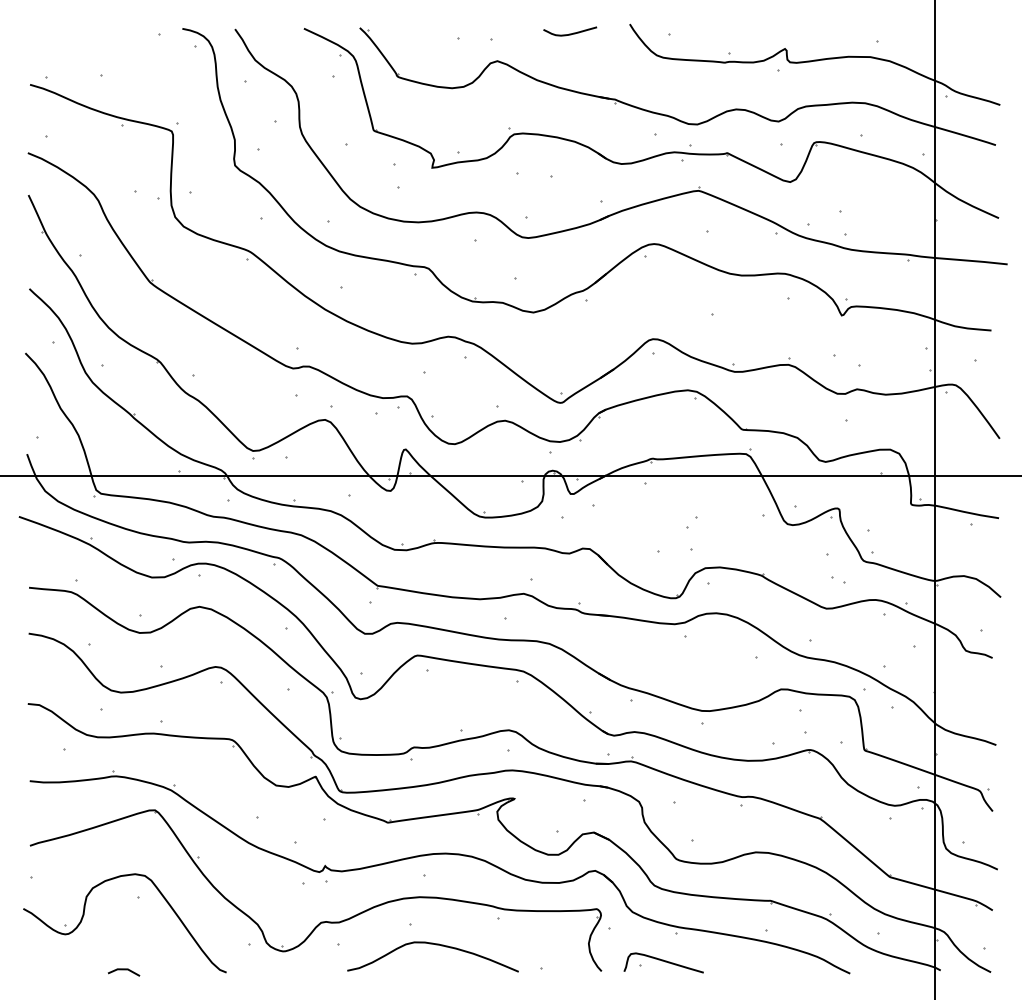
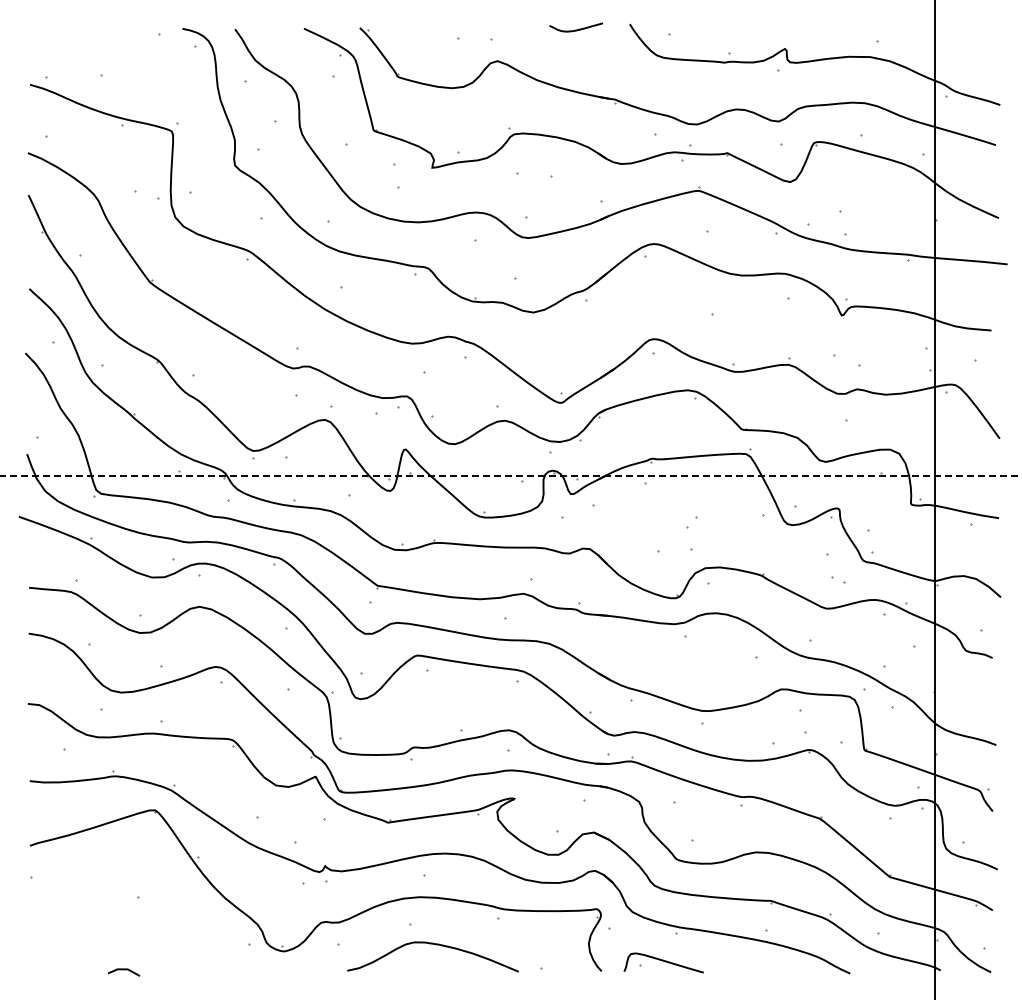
curve position: (570, 33) -> (576, 29) (576, 29)
line: solid -> dashed (510, 476)
part: present -> none (84, 915)
